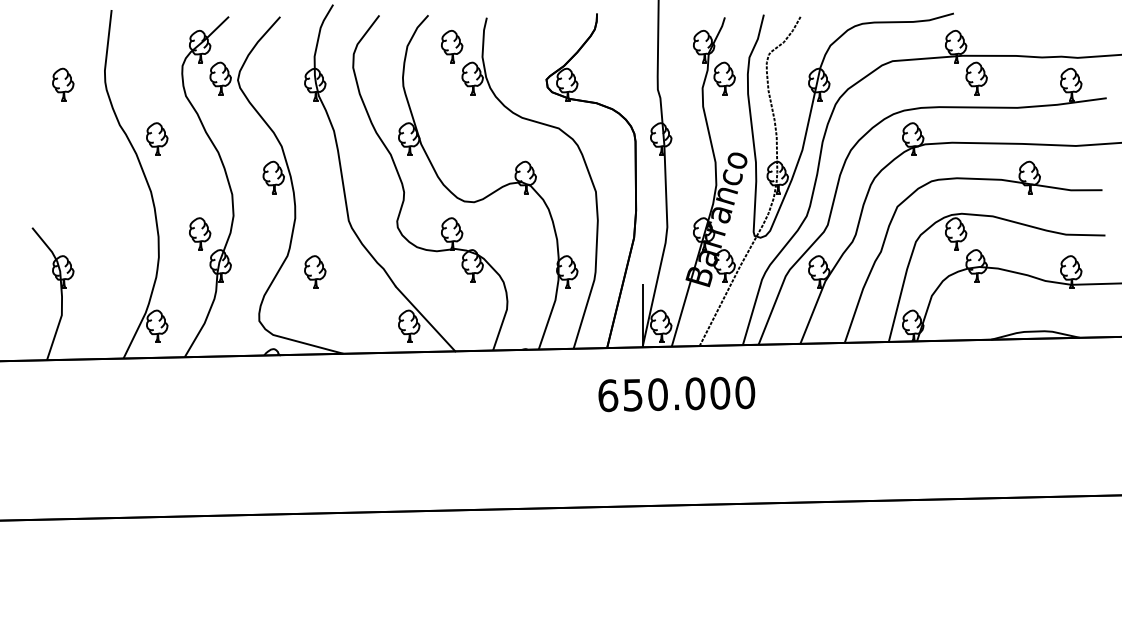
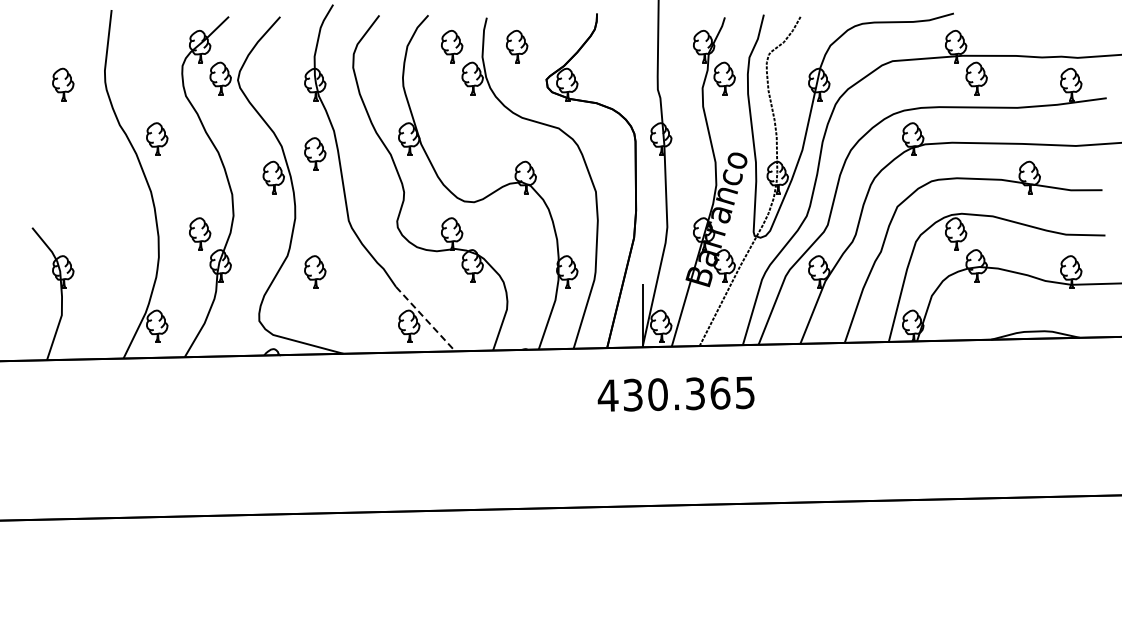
part: none -> present (517, 46)
part: none -> present (315, 153)
line: solid -> dashed (425, 319)
text: 650.000 -> 430.365 (676, 394)
